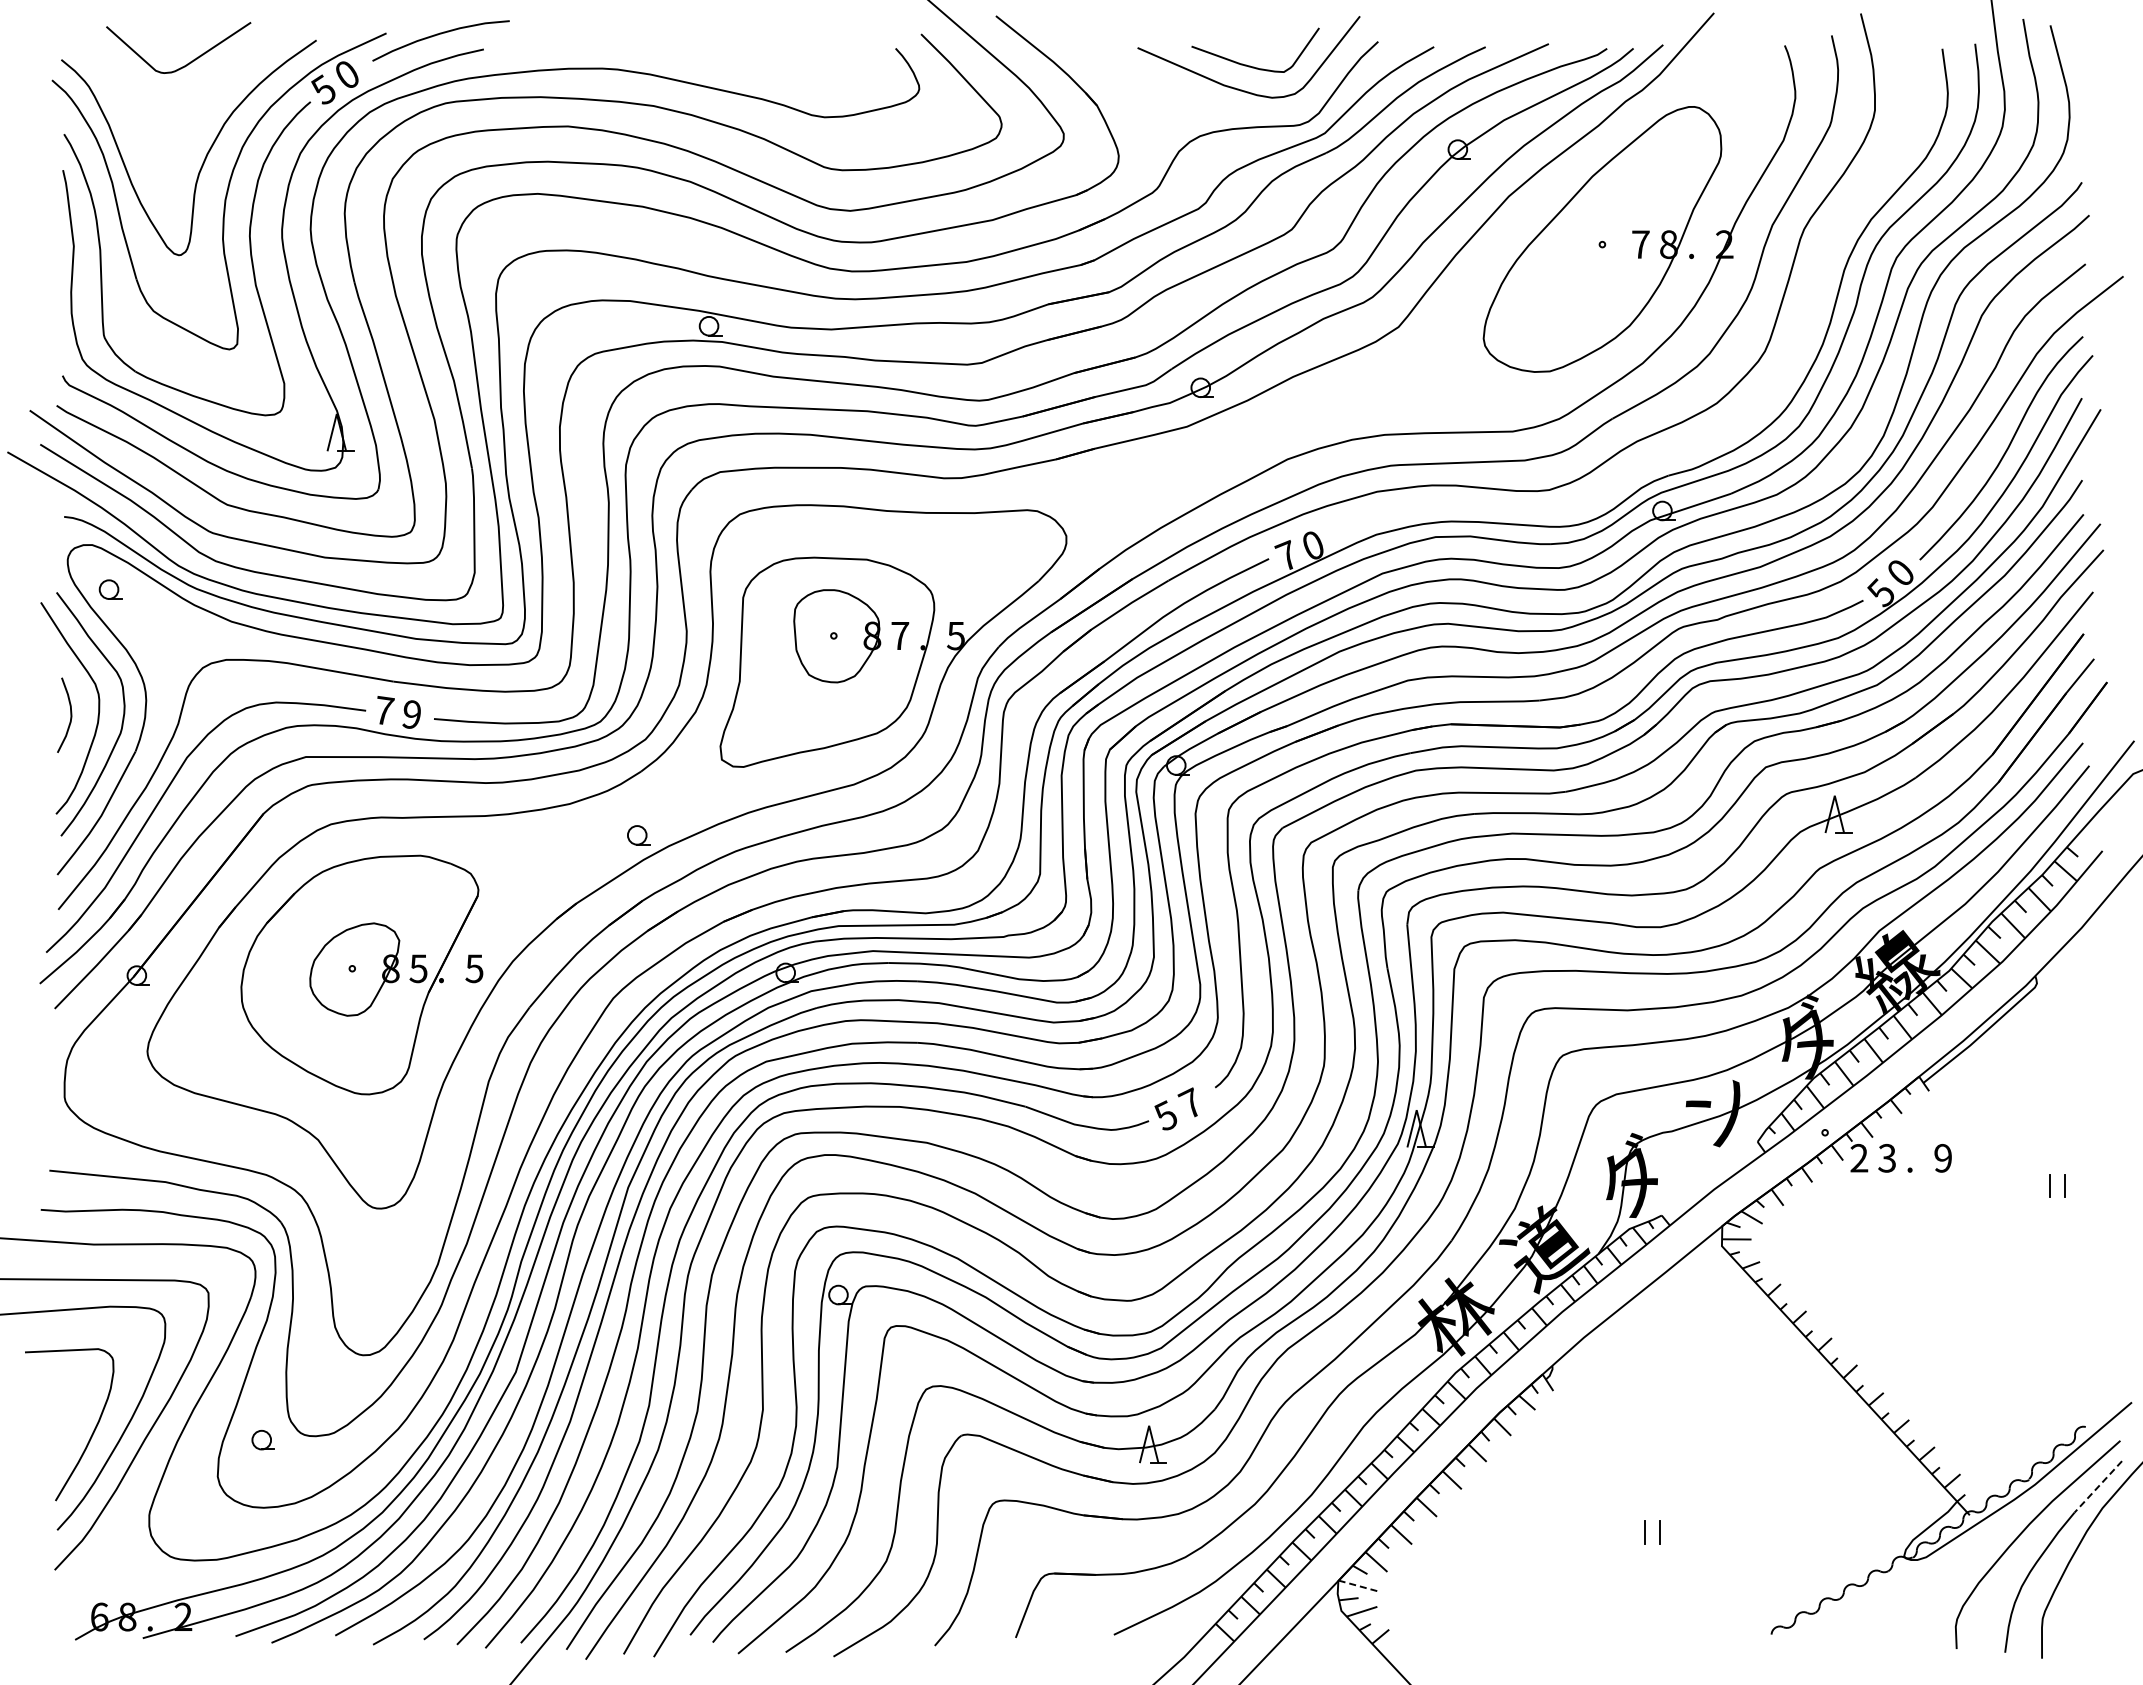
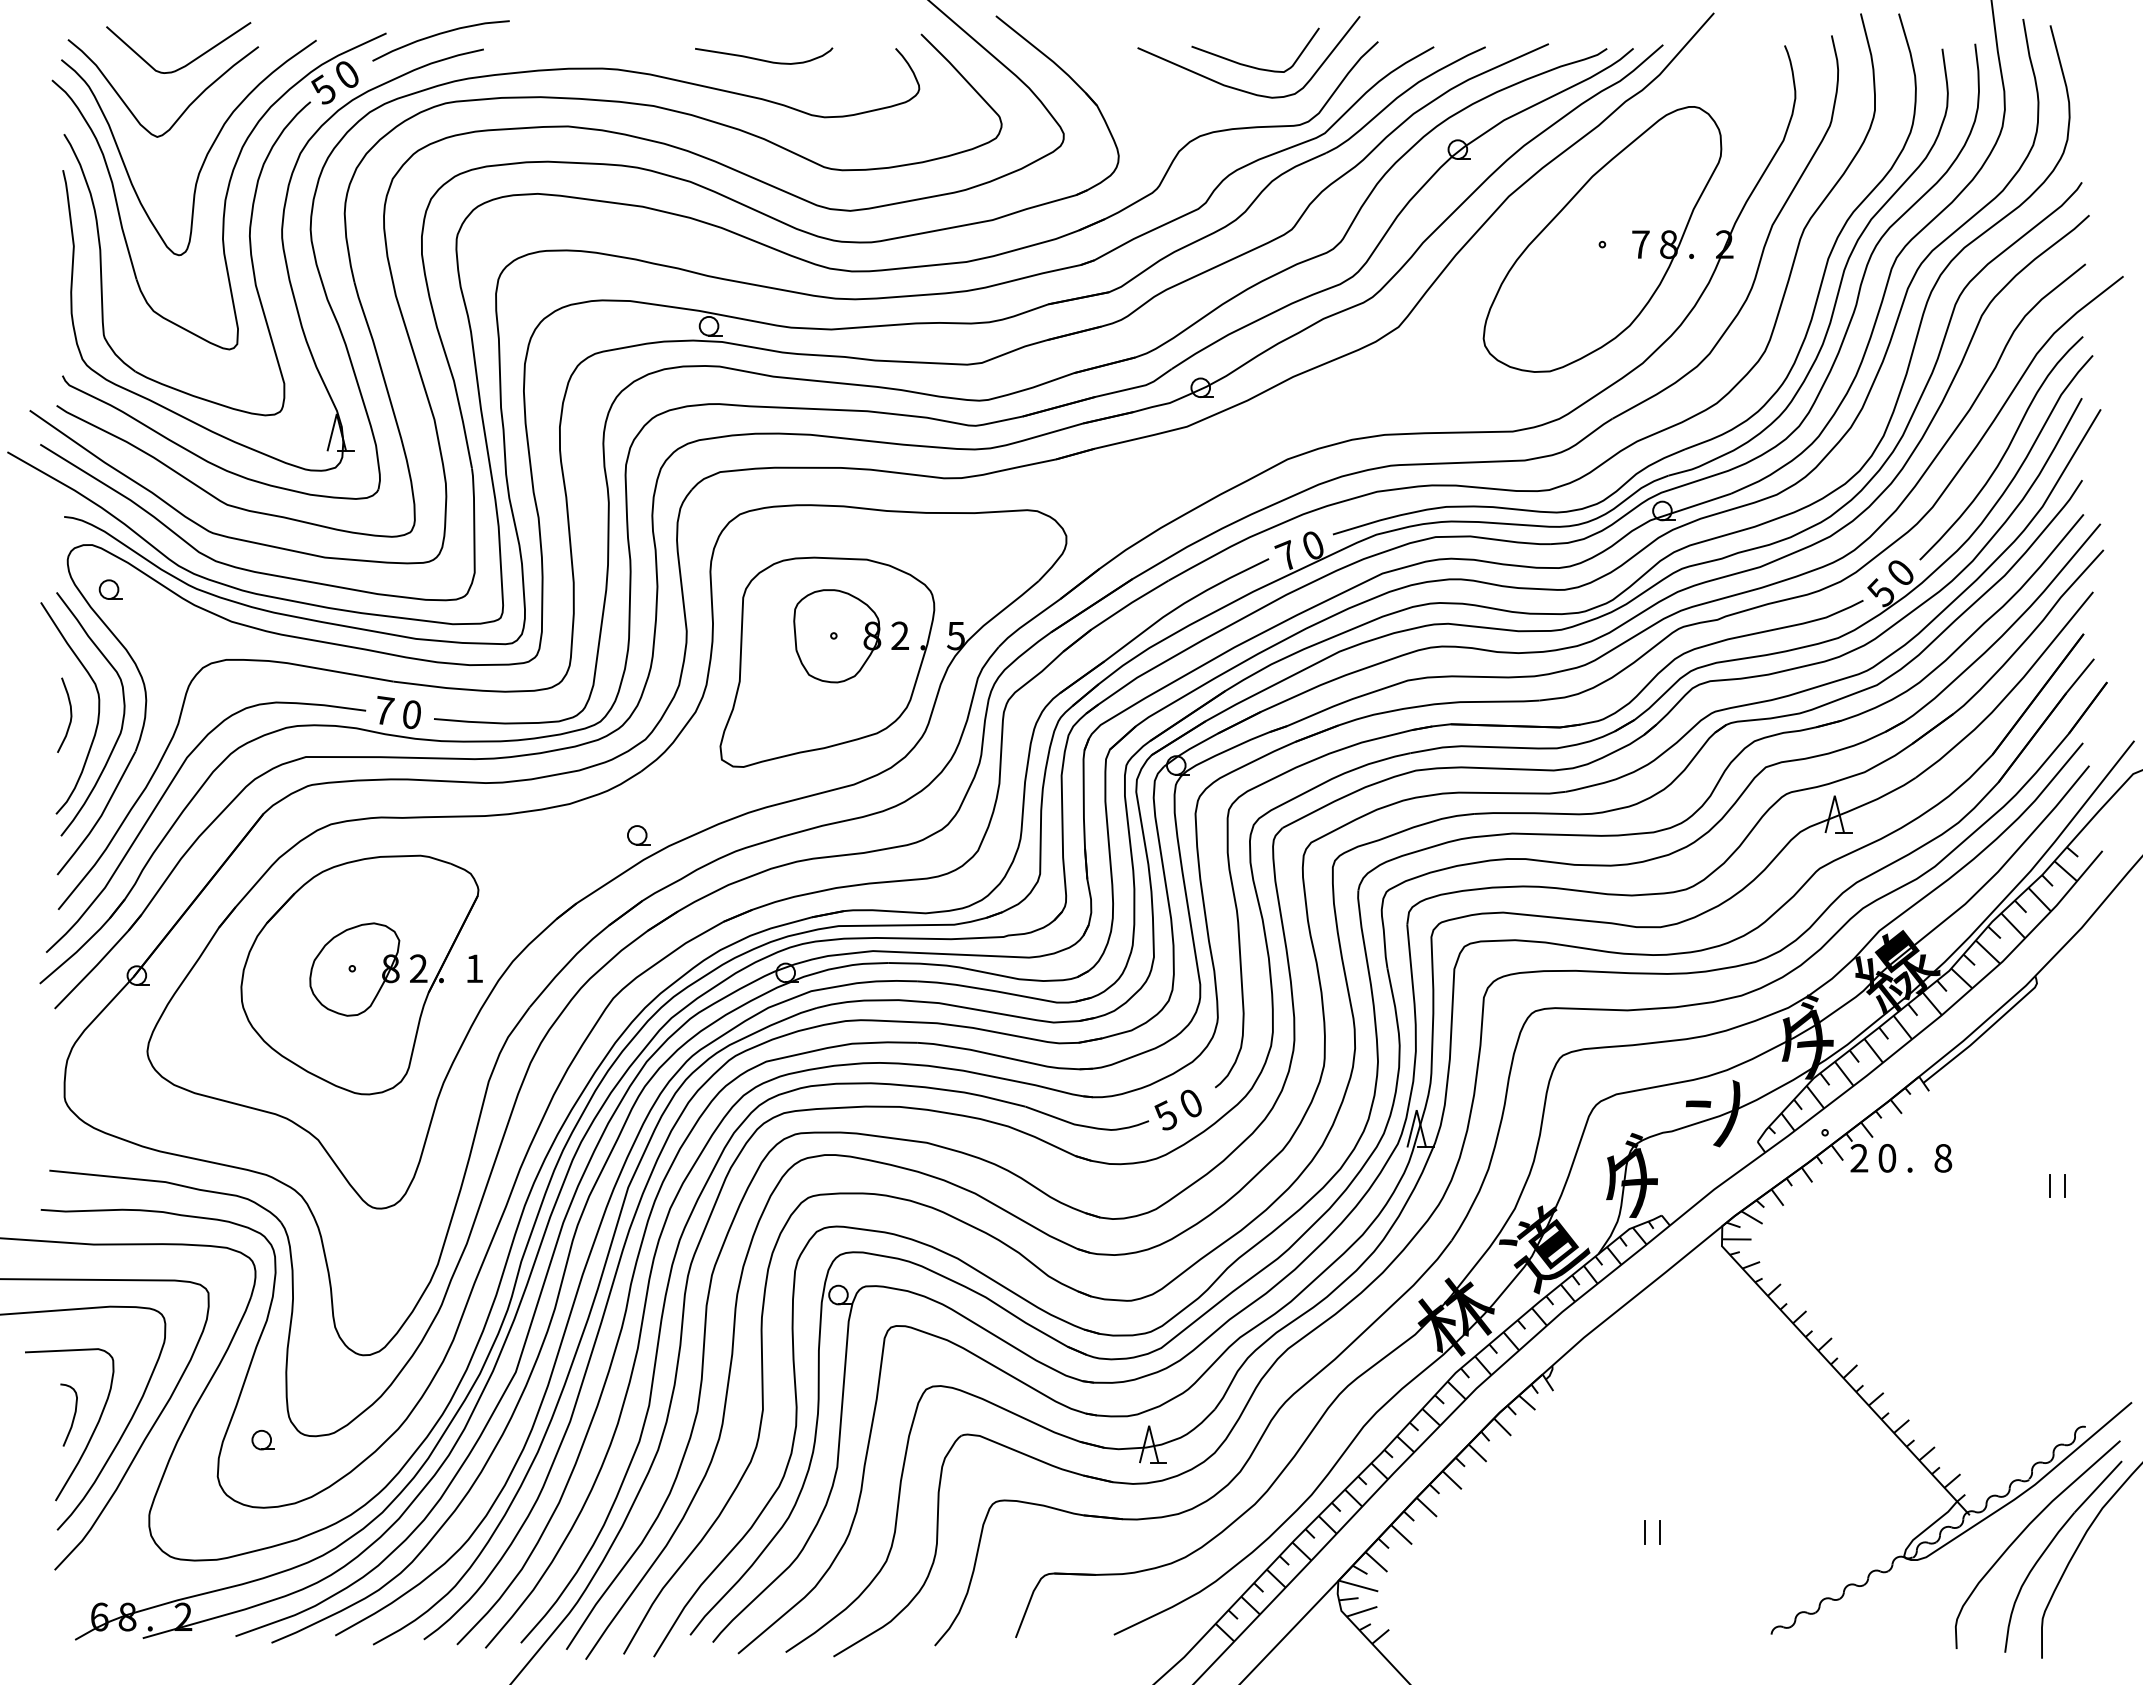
curve: none -> present (764, 59)
curve: none -> present (185, 108)
part: none -> present (1691, 445)
text: 7 -> 2 (900, 635)
text: 9 -> 0 (411, 714)
text: 5 -> 2 (418, 968)
text: 5 -> 1 (474, 968)
text: 7 -> 0 (1189, 1102)
text: 9 -> 8 (1943, 1157)
text: 3 -> 0 (1887, 1158)
curve: none -> present (73, 1415)
line: dashed -> solid (2097, 1487)
line: dashed -> solid (1358, 1585)
